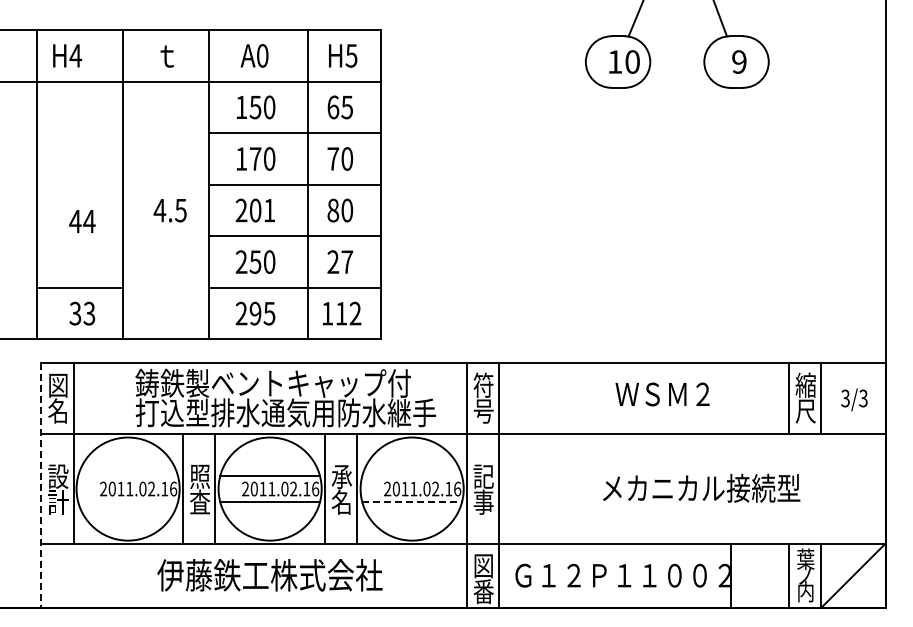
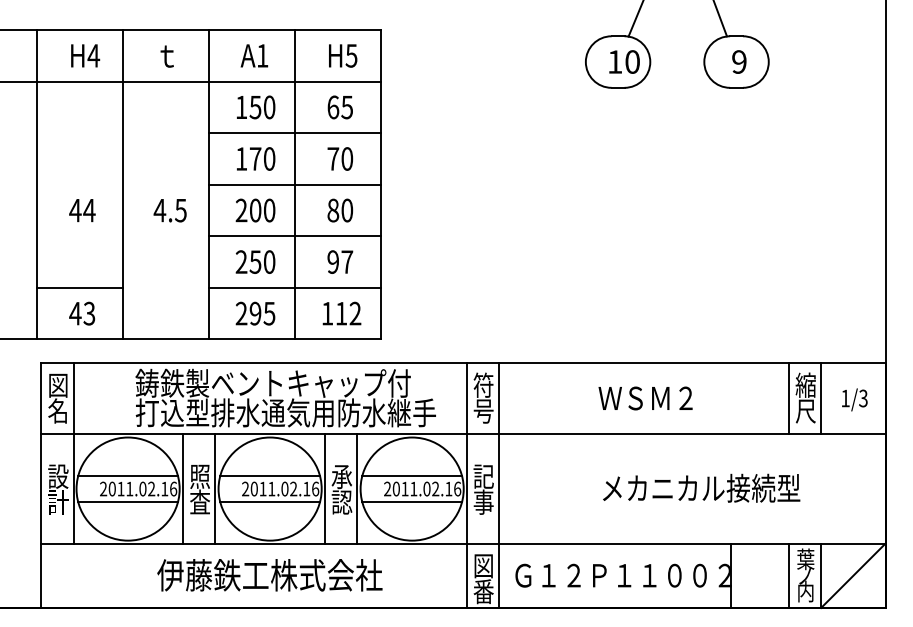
text position: (67, 55) -> (85, 55) (85, 55)
text: A0 -> A1 (262, 55)
line position: (307, 184) -> (294, 184) (294, 184)
text: 201 -> 200 (269, 210)
text position: (82, 221) -> (82, 210) (82, 210)
text: 27 -> 97 (333, 261)
text: 33 -> 43 (75, 313)
text position: (662, 394) -> (645, 398) (645, 398)
text: 3/3 -> 1/3 (845, 398)
line: none -> present (128, 476)
line: none -> present (412, 476)
line: dashed -> solid (41, 486)
line: none -> present (128, 501)
text: 名 -> 認 (341, 501)
line: dashed -> solid (412, 501)
